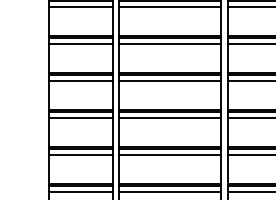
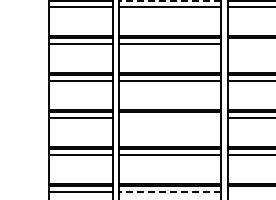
line: solid -> dashed (170, 0)
line: present -> none (249, 44)
line: present -> none (170, 118)
line: solid -> dashed (170, 192)
line: present -> none (249, 192)
